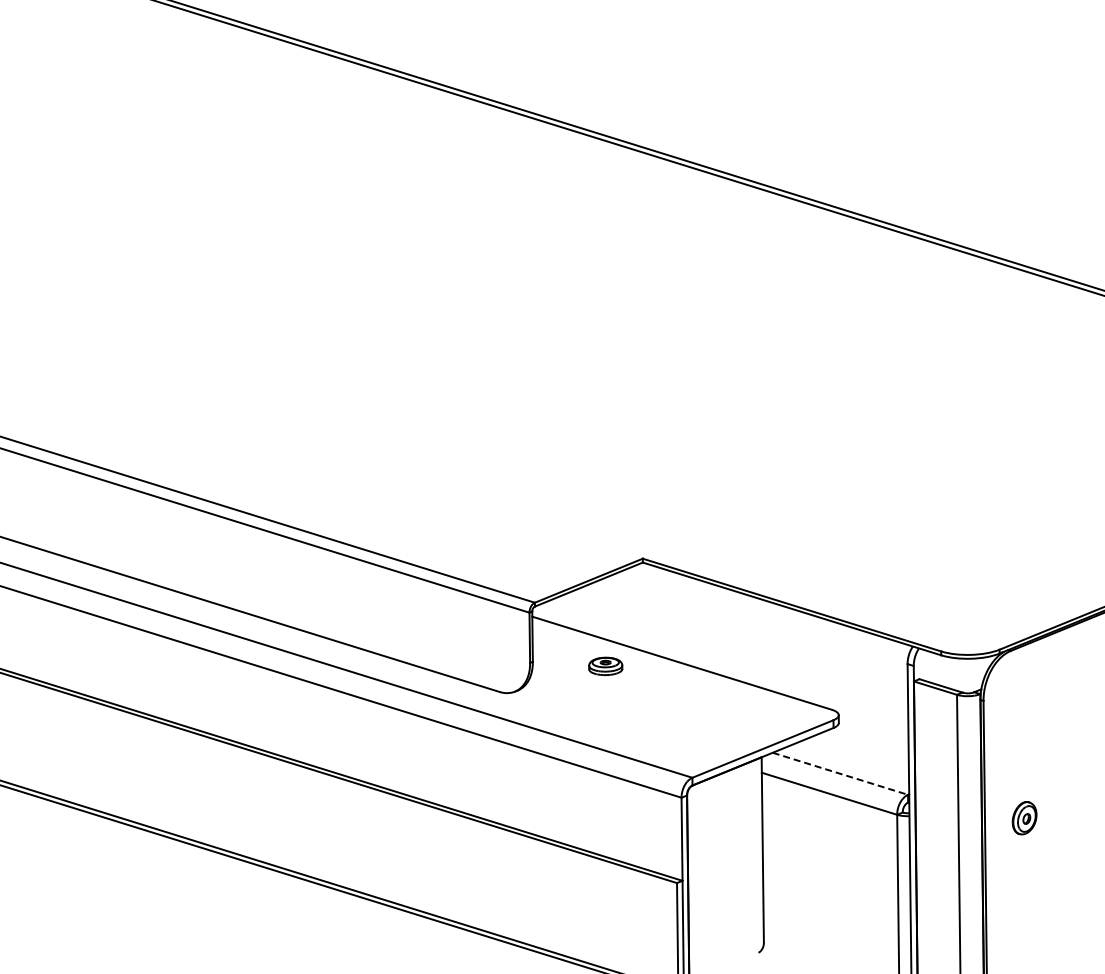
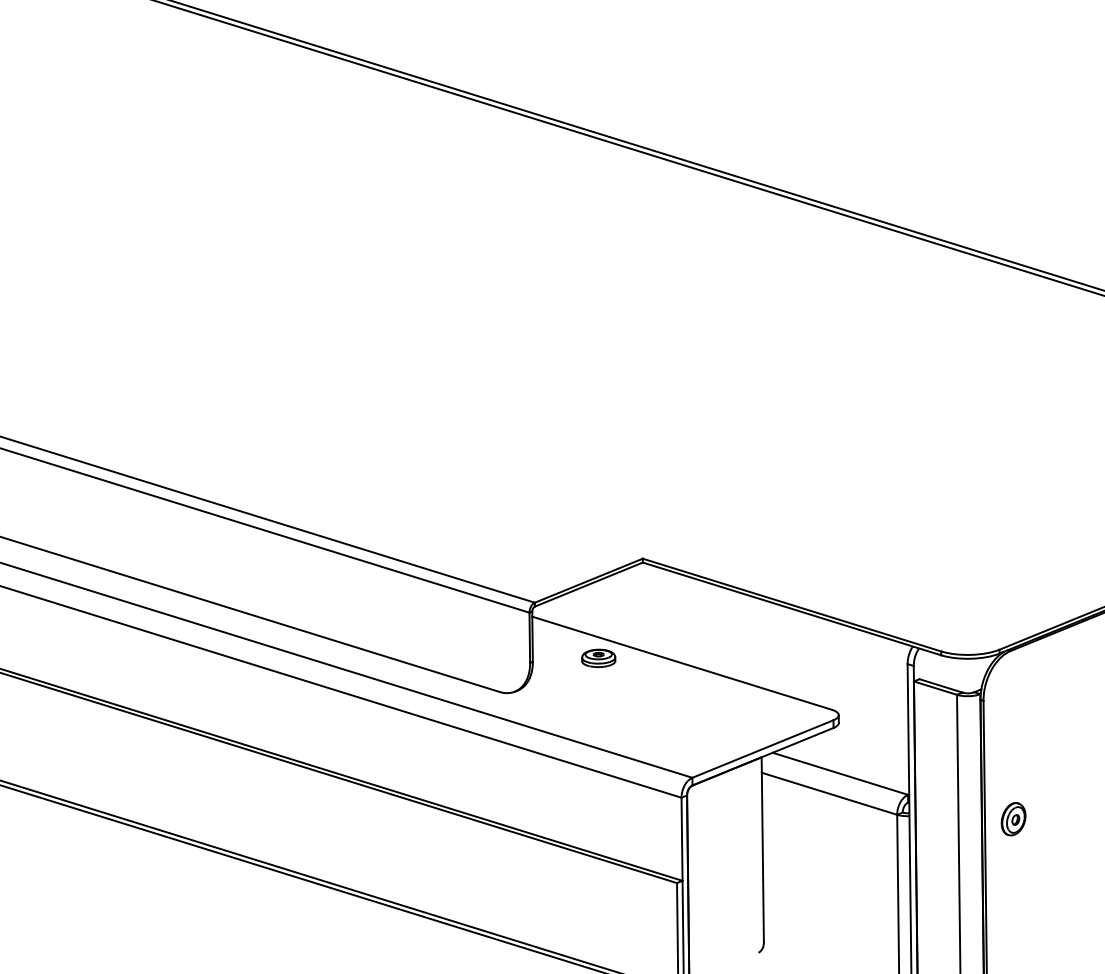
part position: (605, 665) -> (598, 657) (598, 657)
line: dashed -> solid (840, 773)
part position: (1024, 818) -> (1013, 819) (1013, 819)
